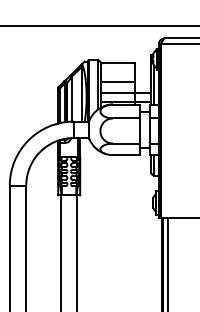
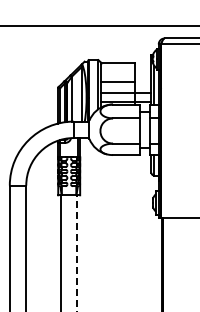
line: solid -> dashed (77, 253)
line: present -> none (167, 262)
